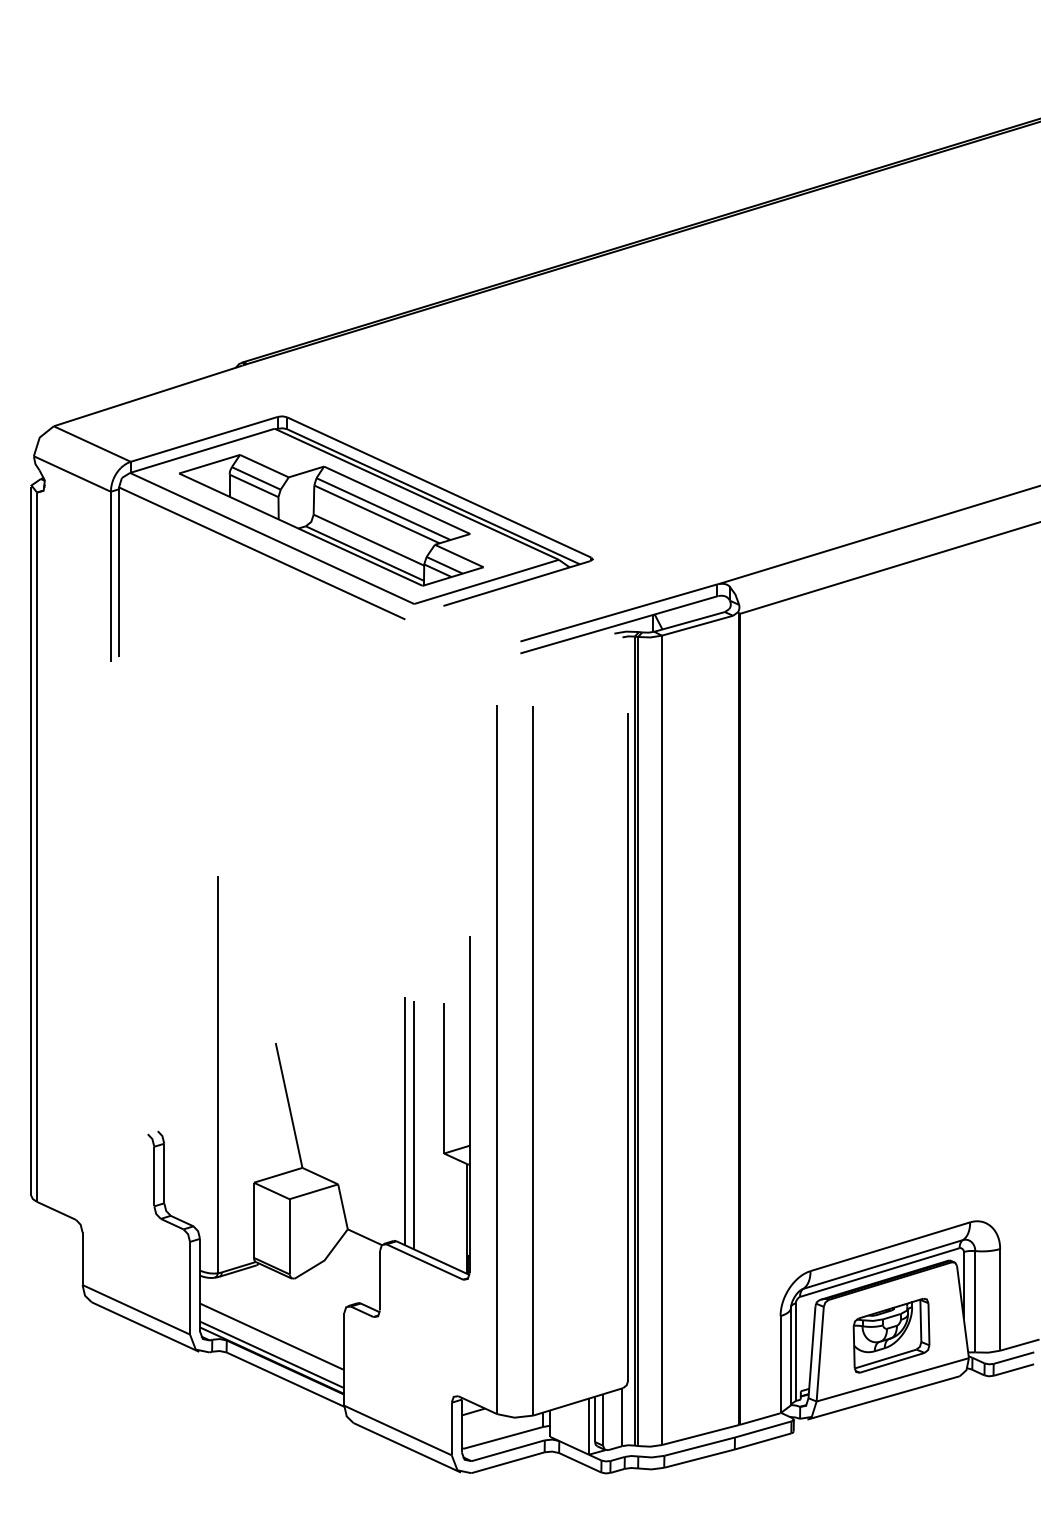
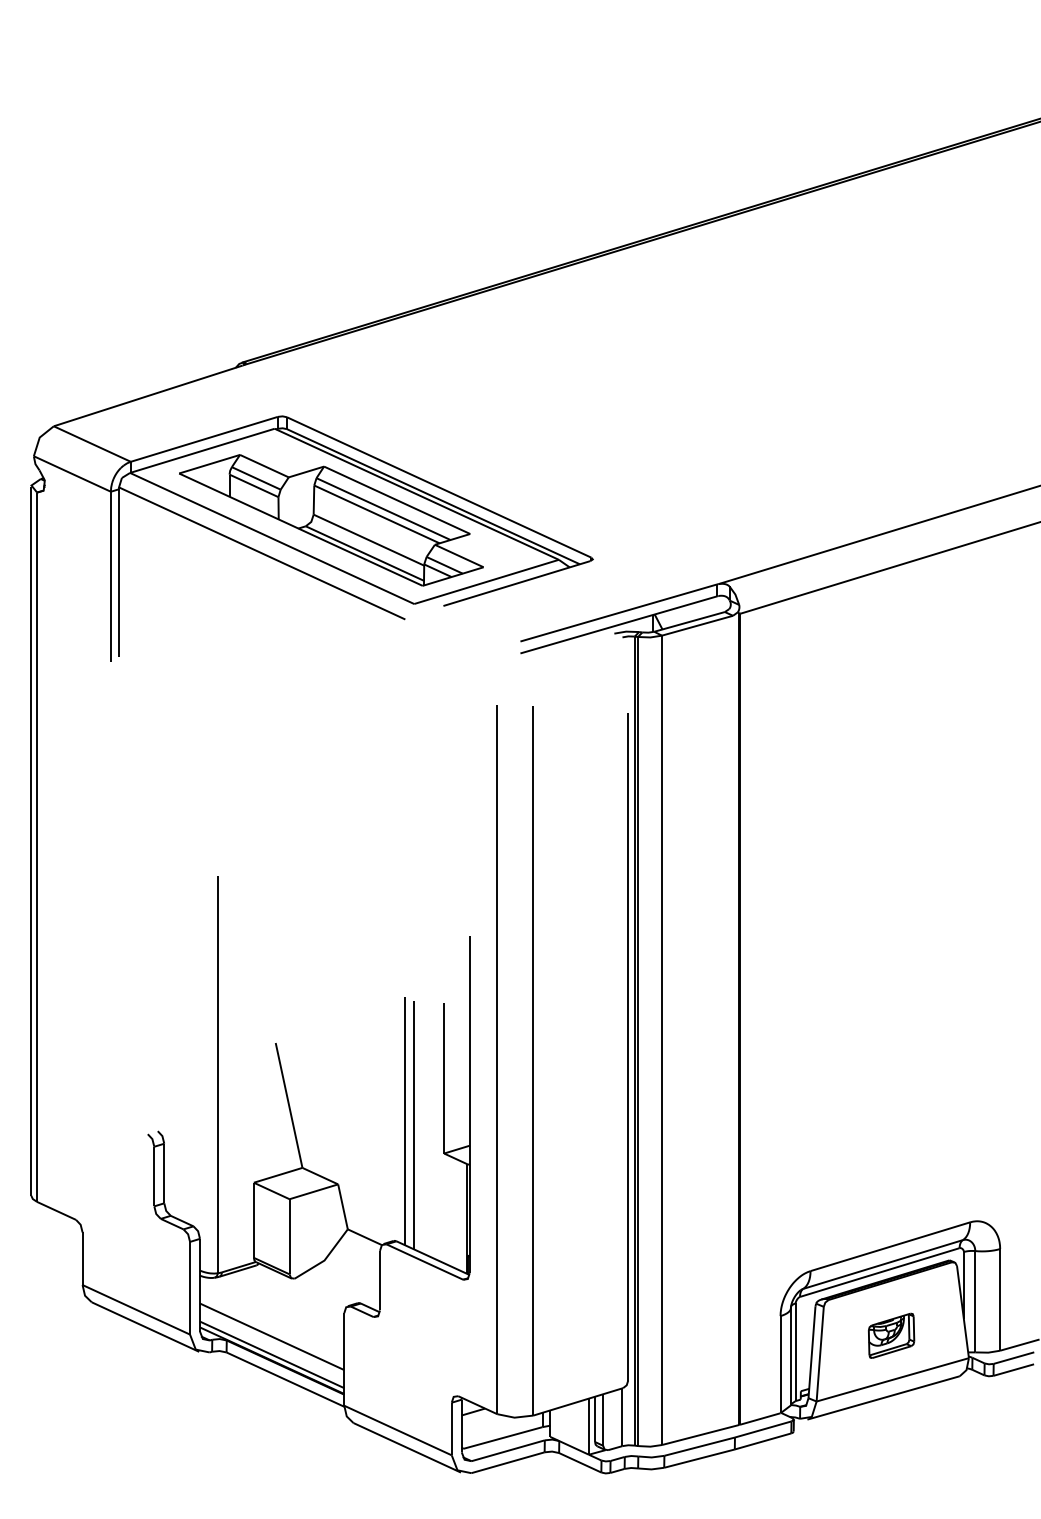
part size: 79x76 px -> 48x47 px (891, 1335)
